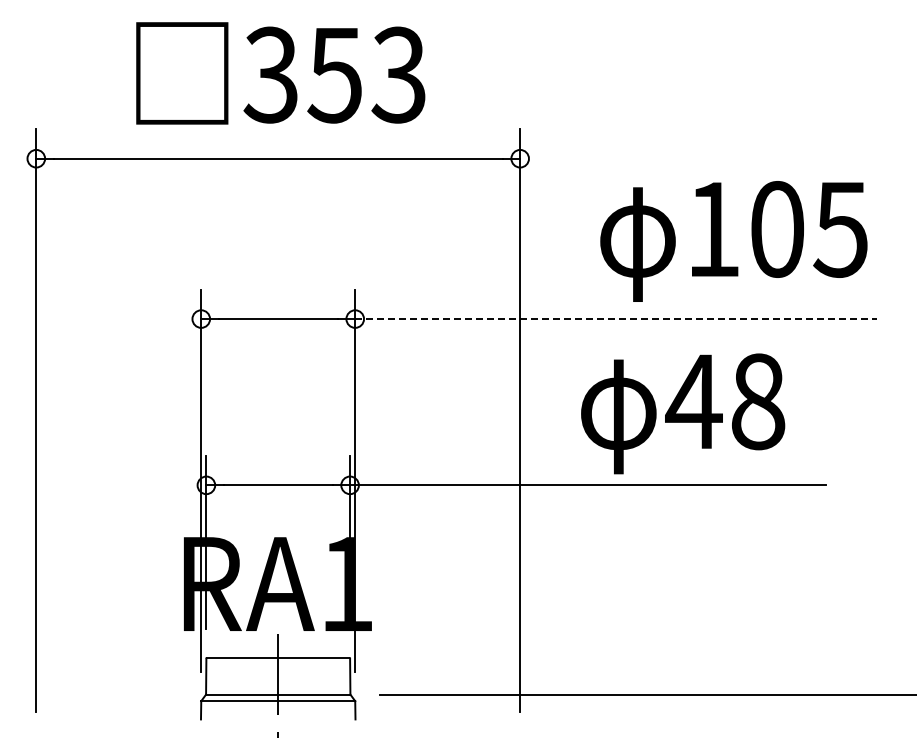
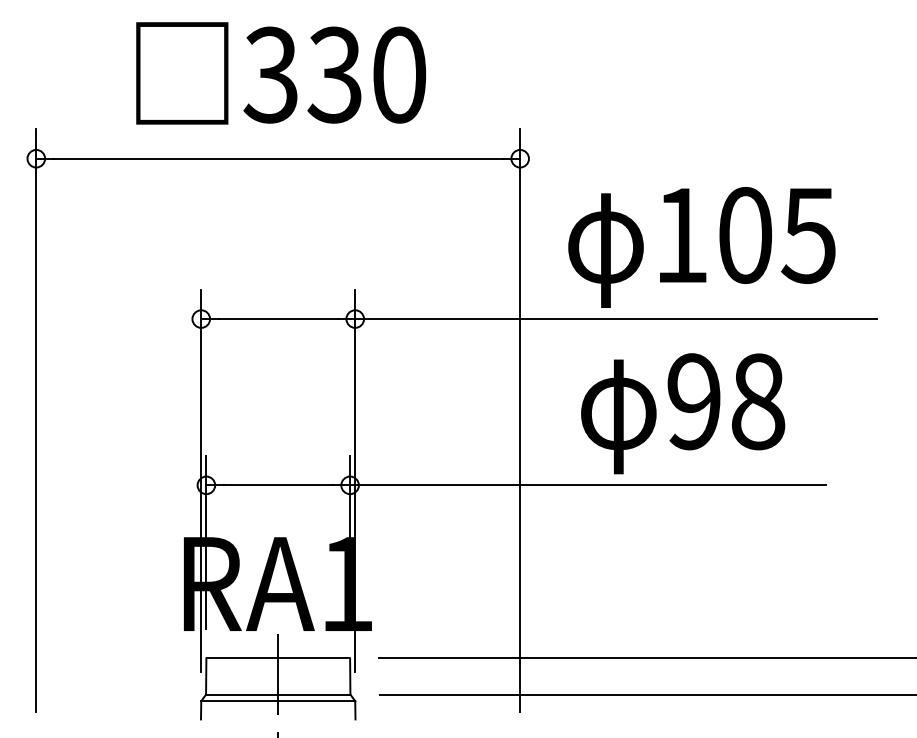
text: 353 -> 330 (366, 74)
text position: (733, 241) -> (701, 247) (701, 247)
line: dashed -> solid (616, 319)
text: 48 -> 98 (693, 401)
line: none -> present (645, 657)
